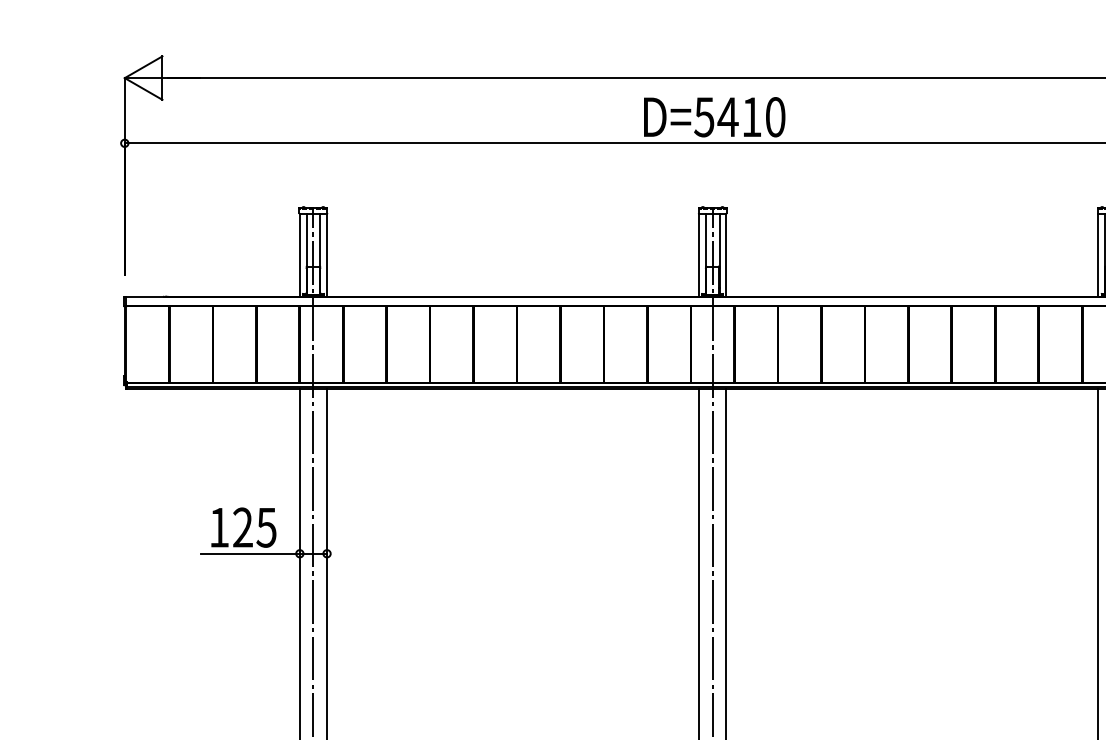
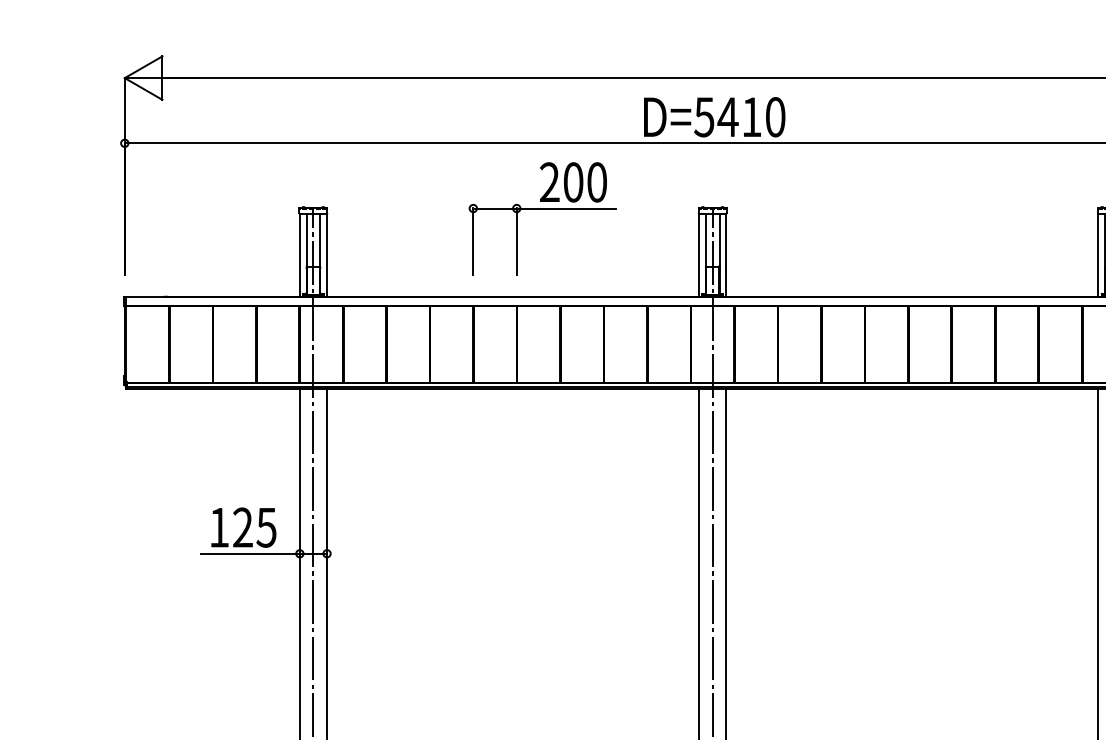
part: none -> present (542, 209)
